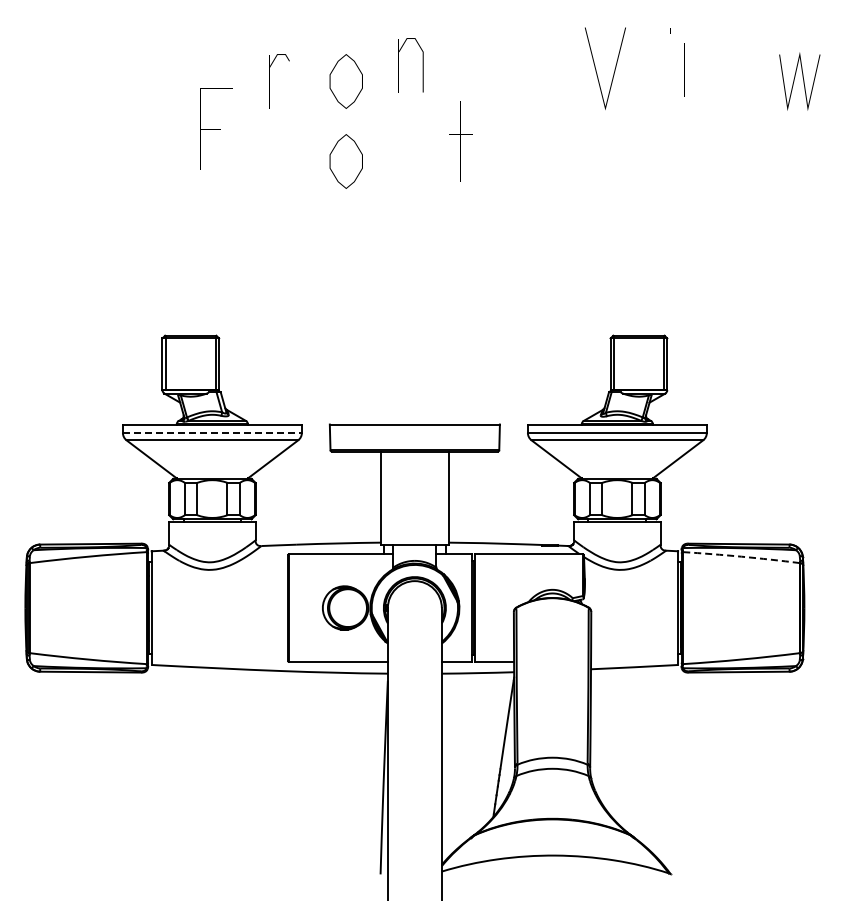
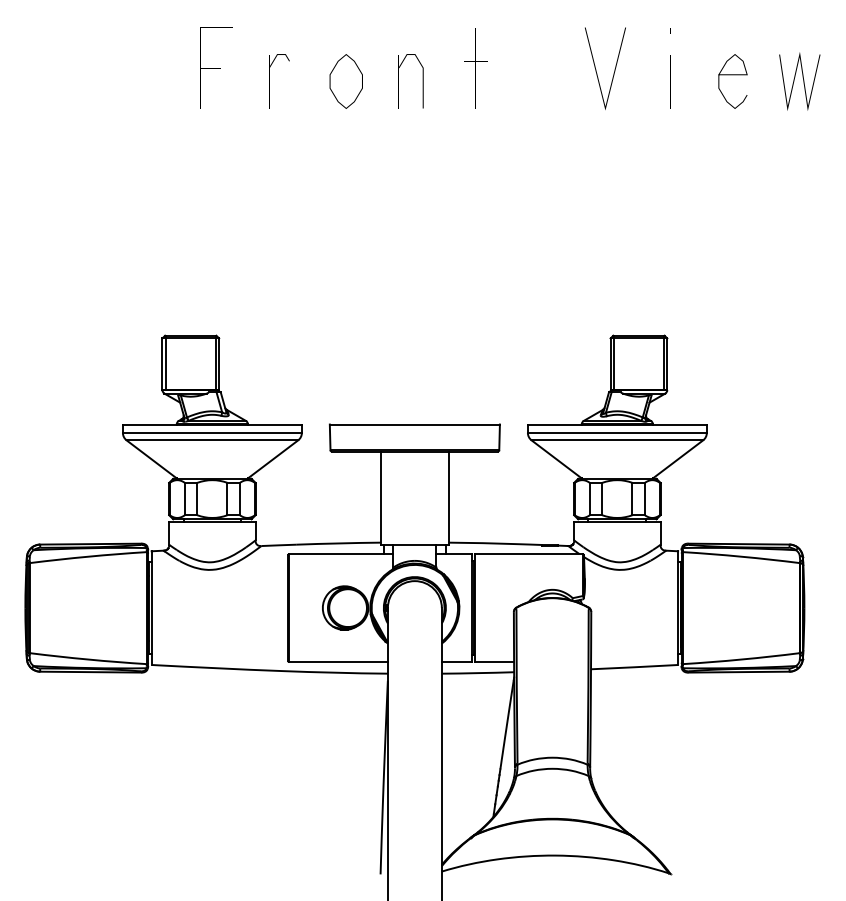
part position: (398, 65) -> (398, 81) (398, 81)
line position: (684, 69) -> (670, 81) (670, 81)
curve: none -> present (732, 75)
part position: (216, 128) -> (216, 67) (216, 67)
part position: (460, 141) -> (475, 68) (475, 68)
part: present -> none (345, 161)
line: dashed -> solid (212, 432)
arc: dashed -> solid (741, 556)
